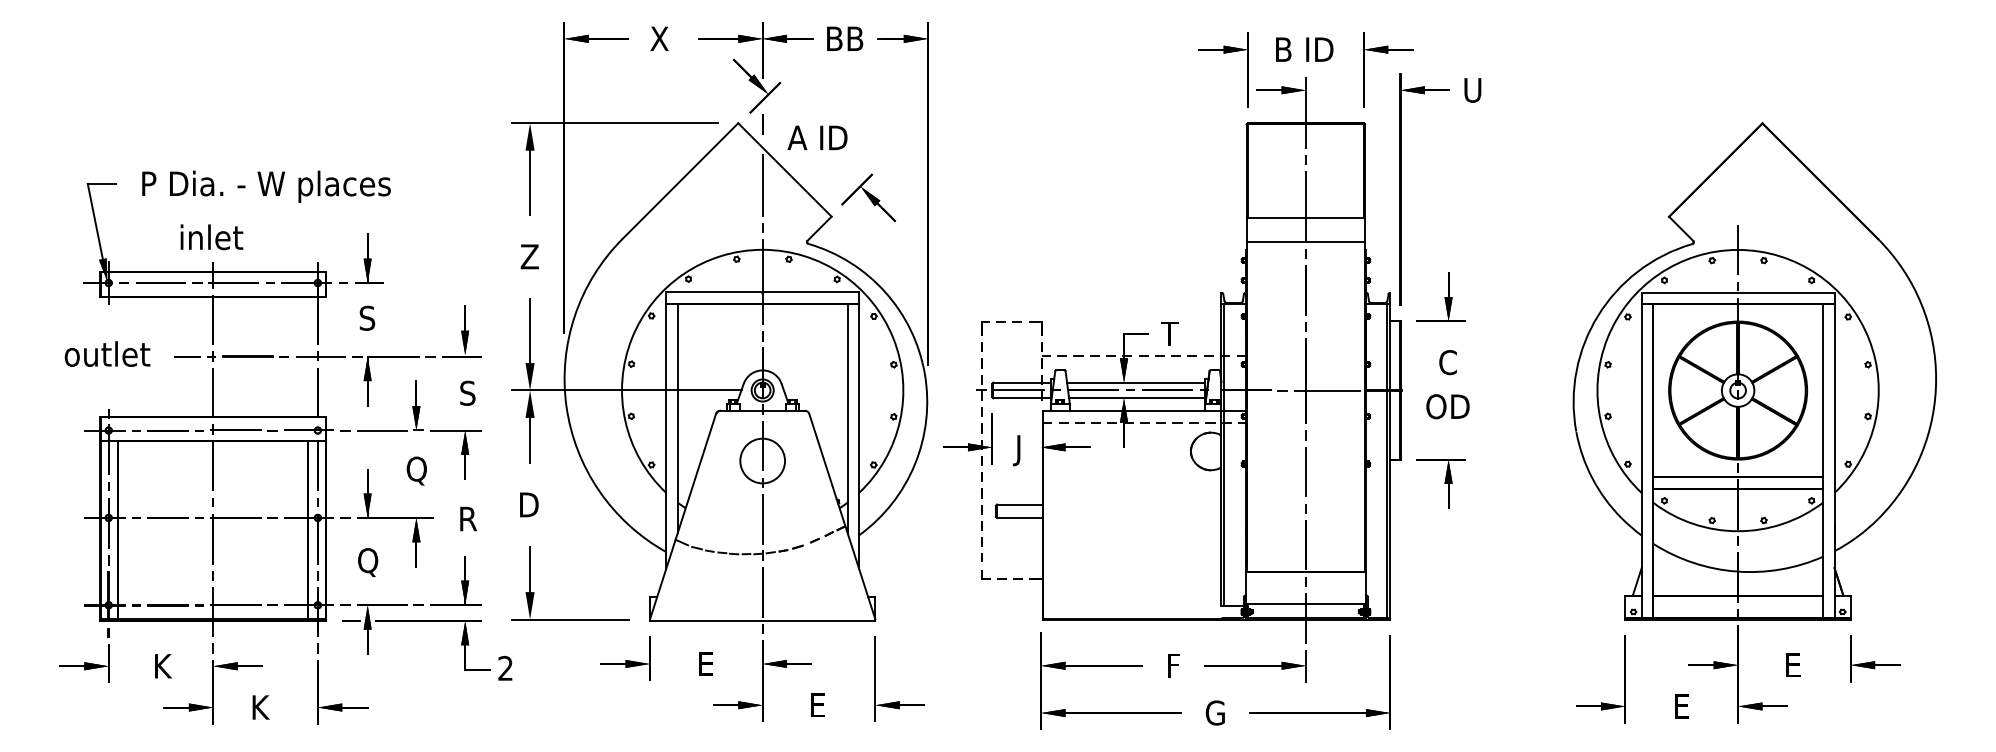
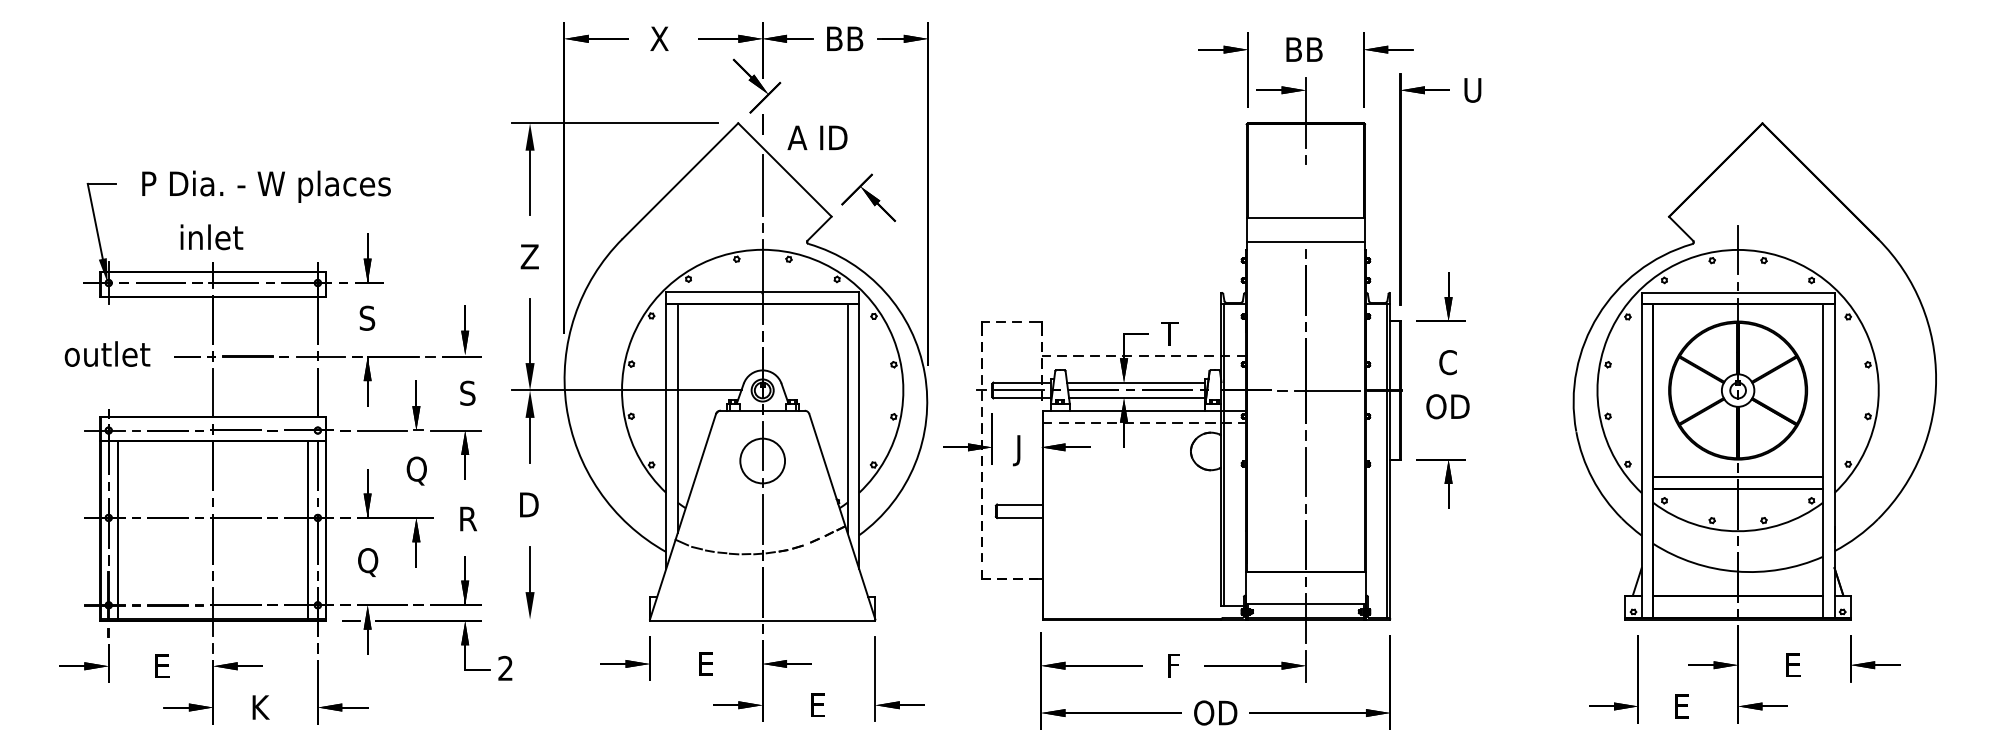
text: B ID -> BB (1304, 49)
line: present -> none (1305, 206)
line: present -> none (570, 619)
text: K -> E (163, 666)
part position: (1601, 702) -> (1614, 702) (1614, 702)
text: G -> OD (1215, 712)
